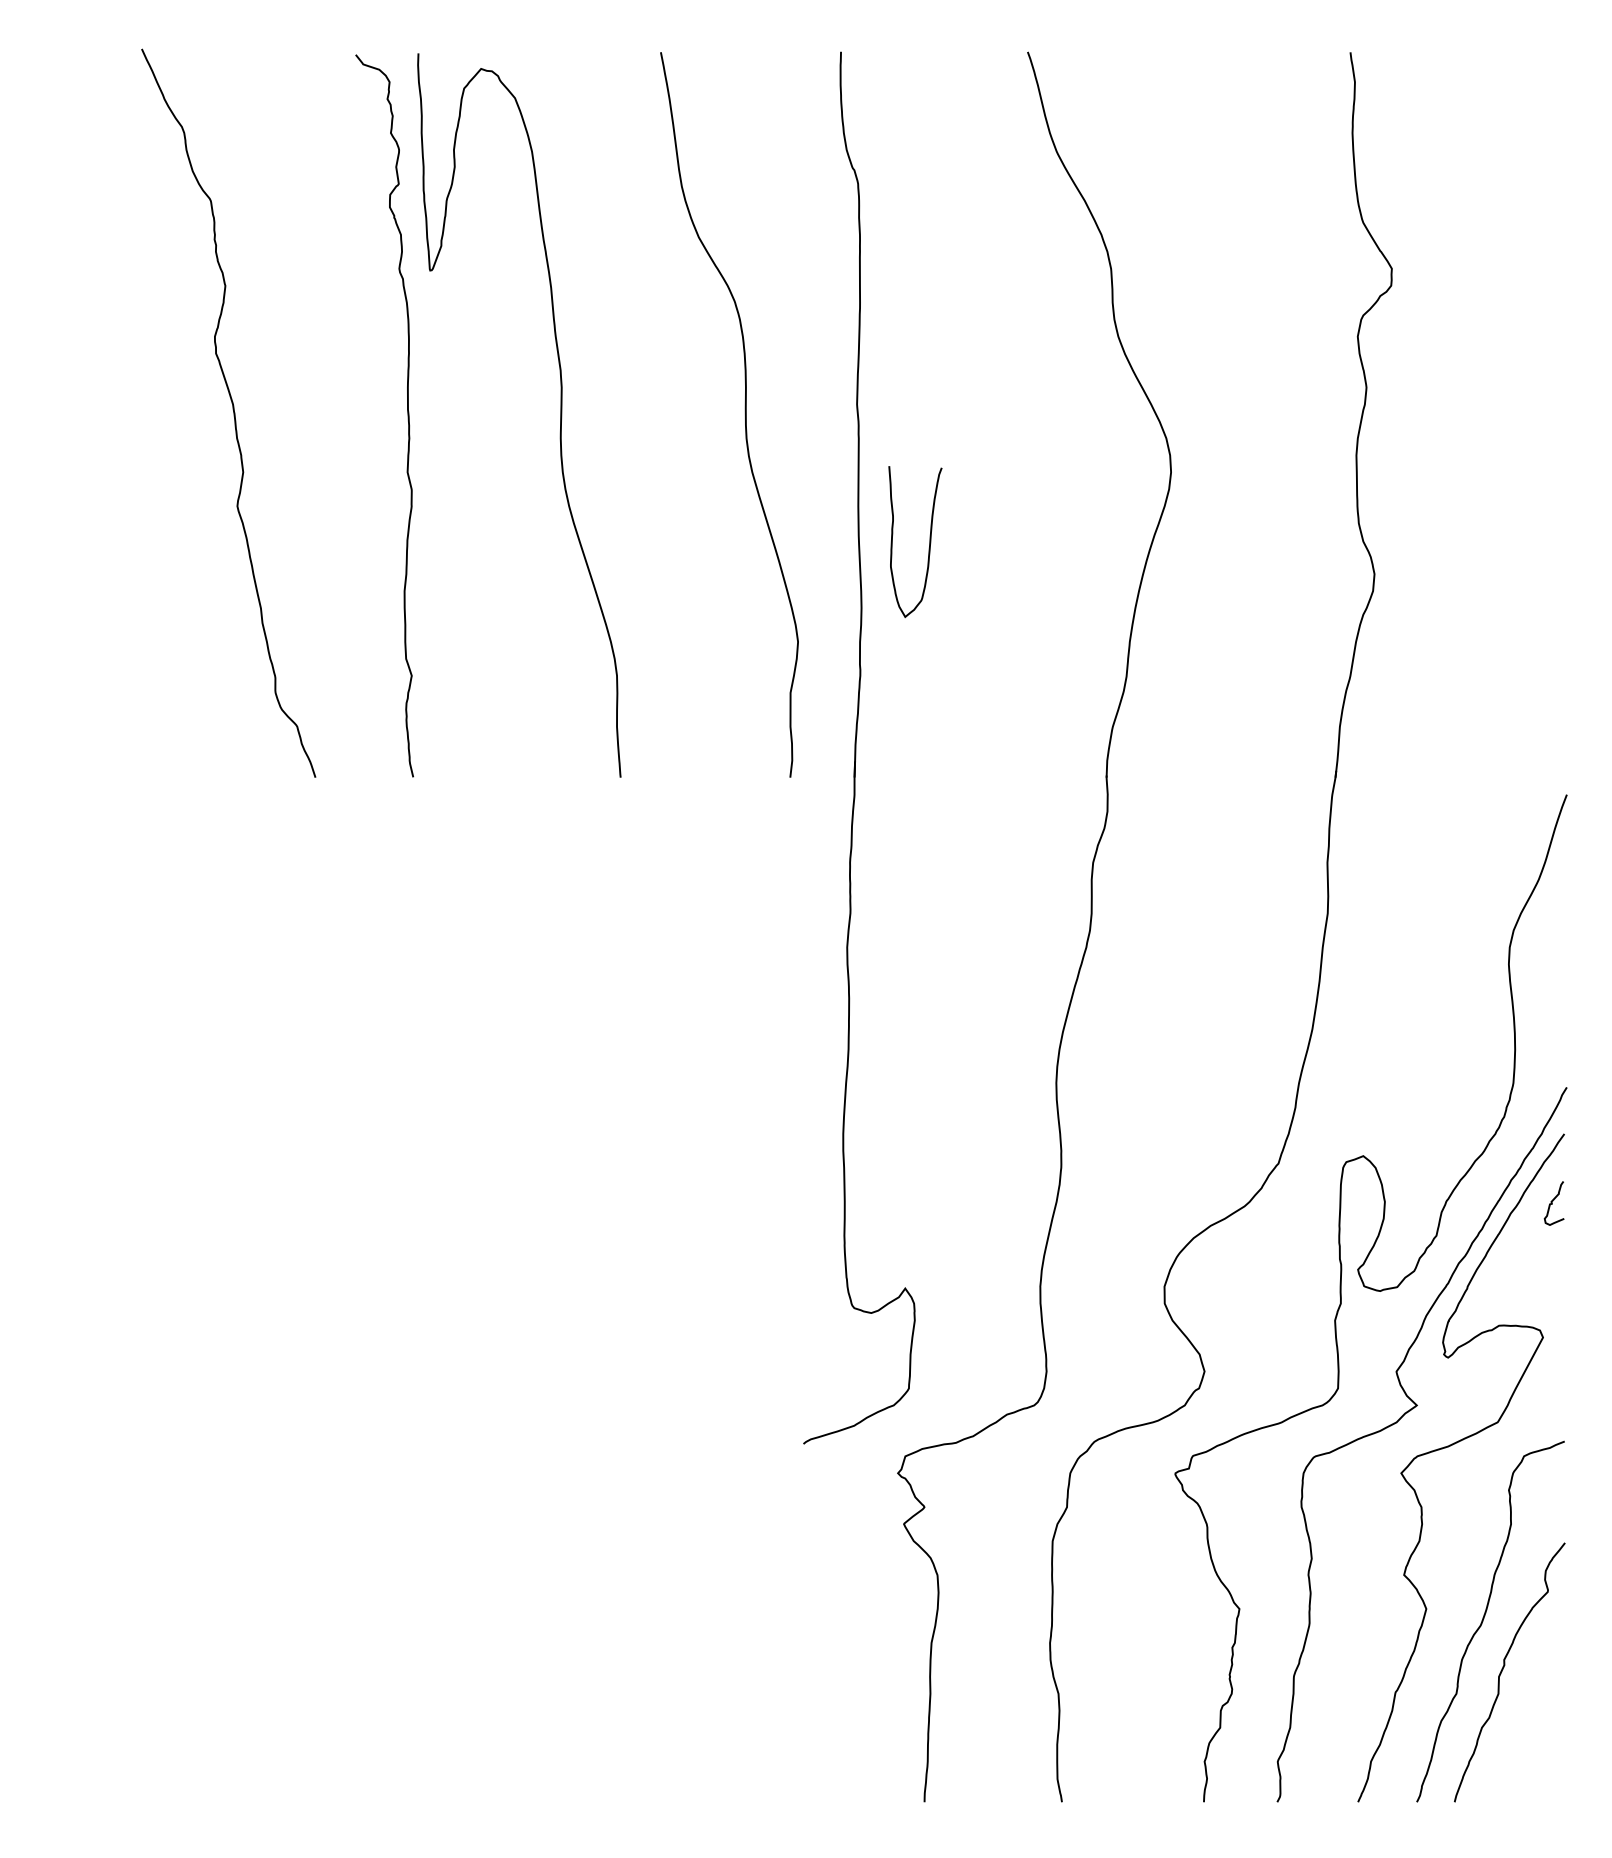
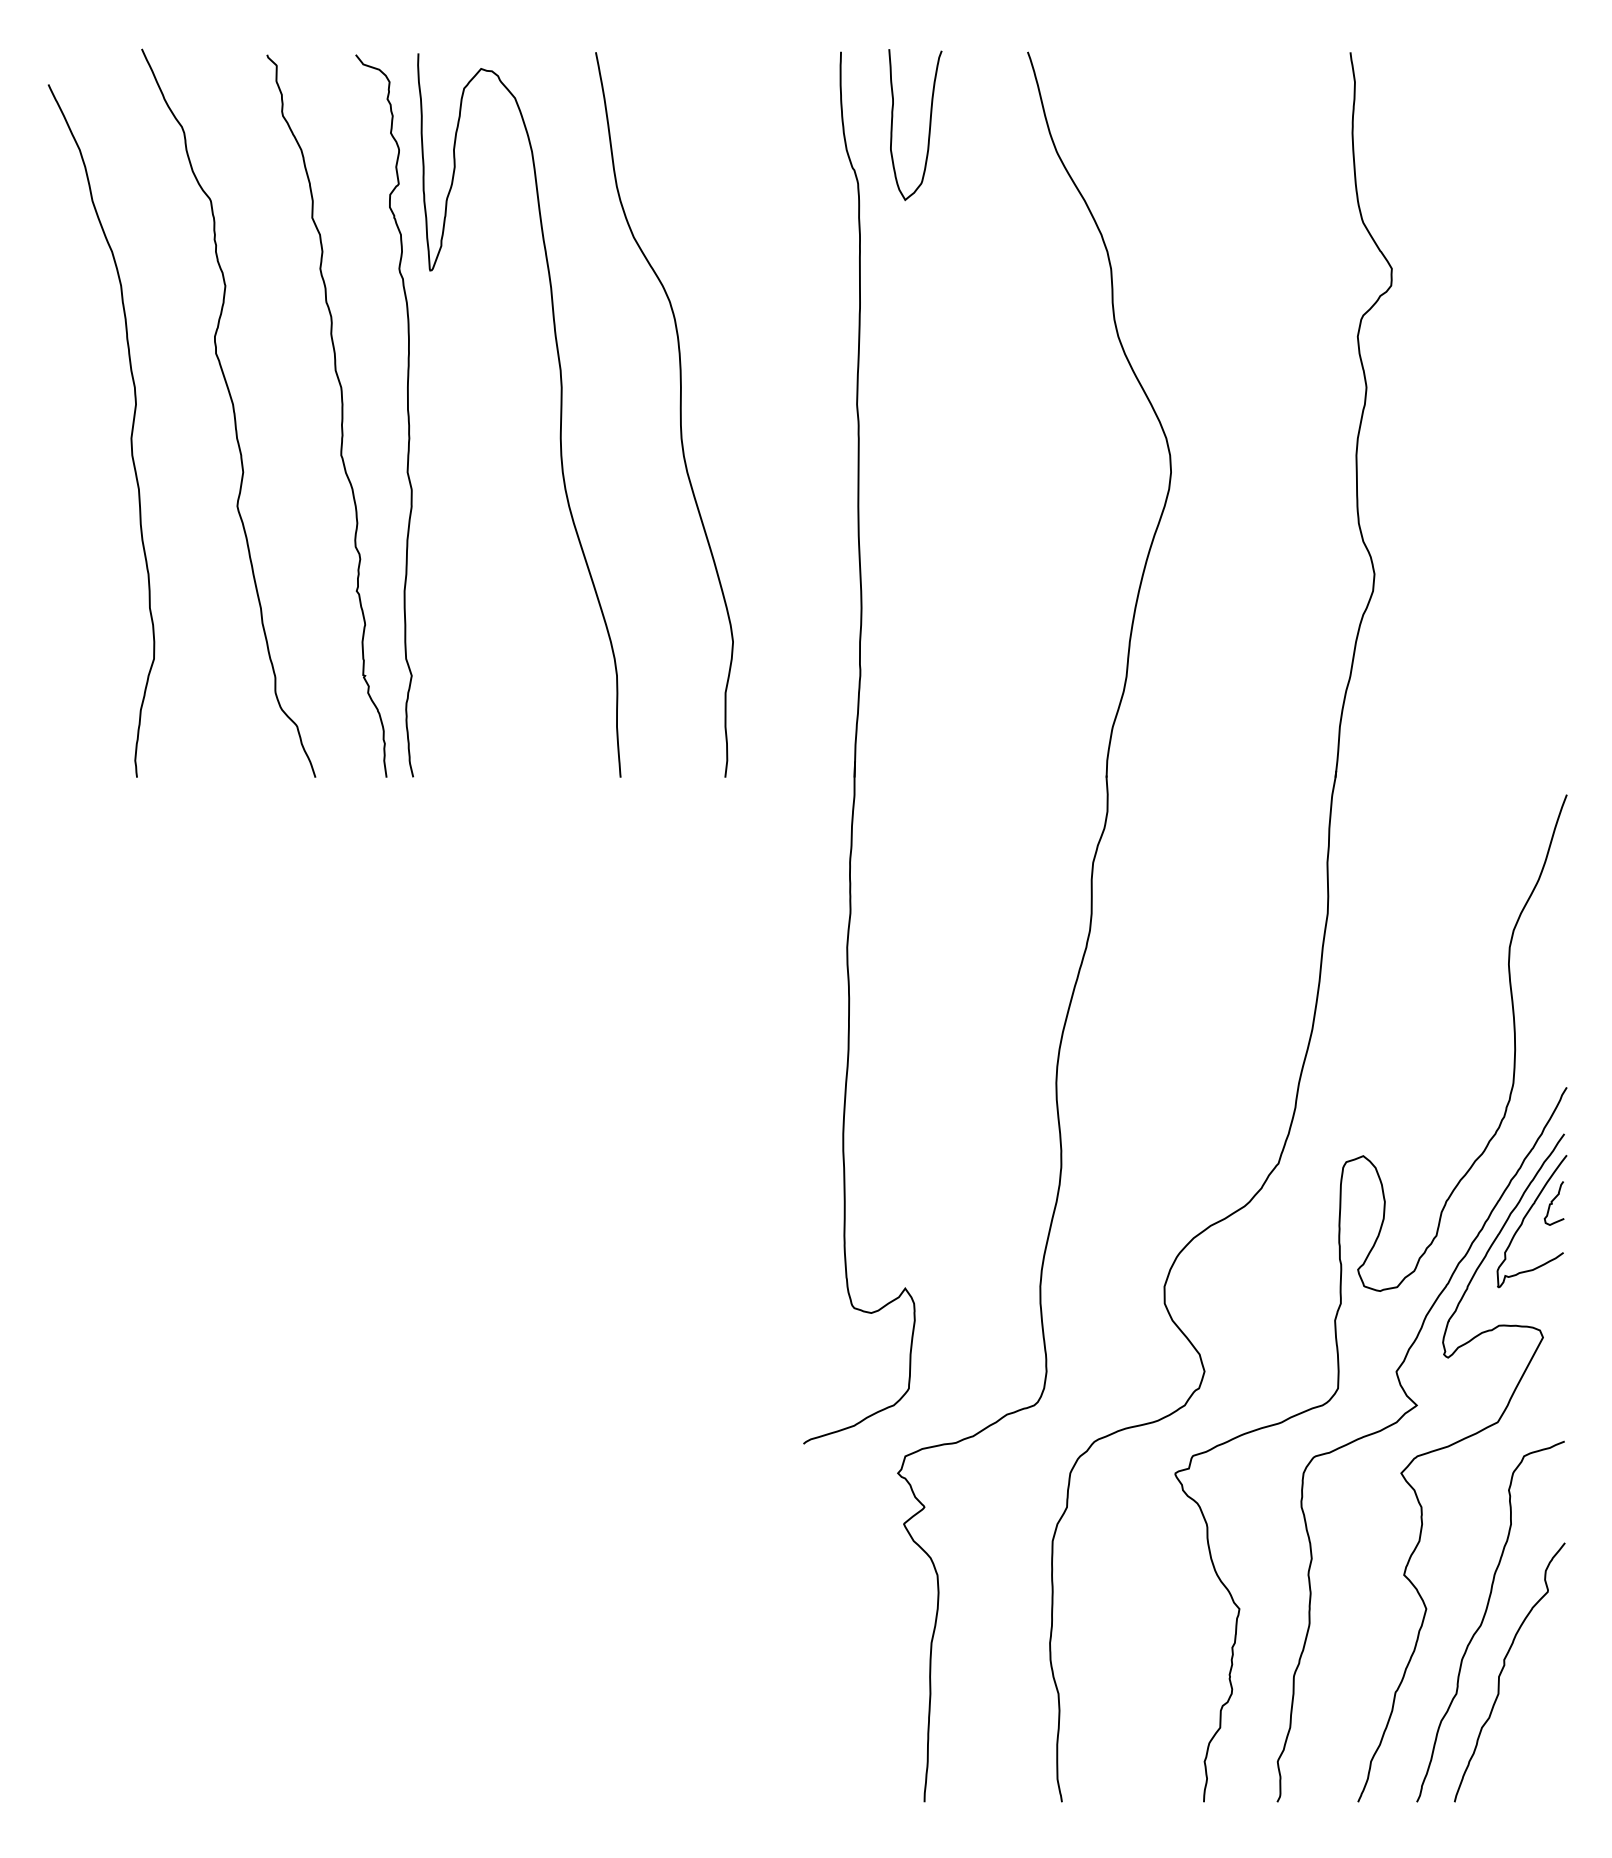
curve position: (744, 414) -> (679, 414) (679, 414)
curve: none -> present (341, 415)
curve: none -> present (130, 435)
curve position: (929, 542) -> (929, 125) (929, 125)
curve: none -> present (1526, 1216)
